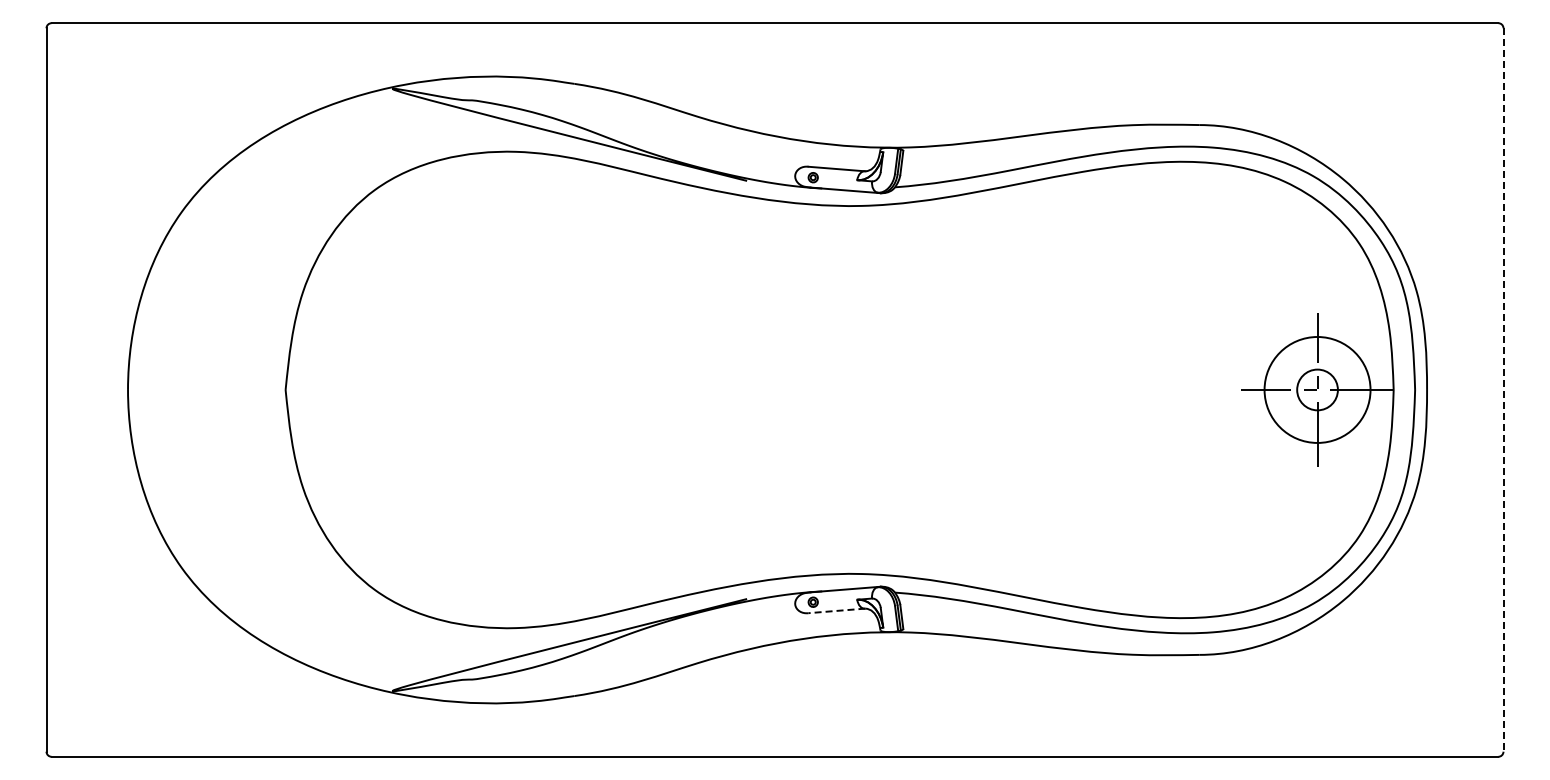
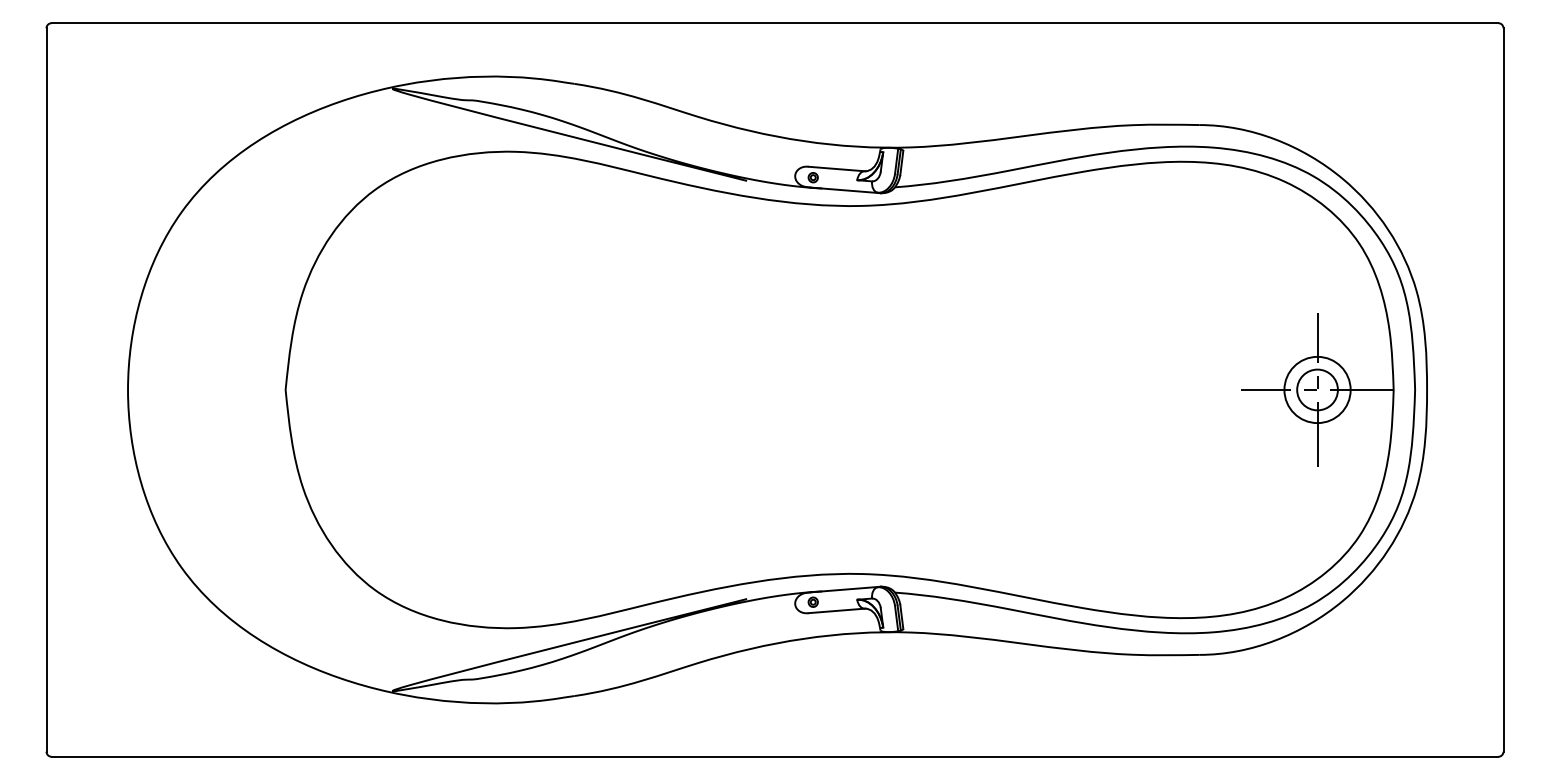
circle diameter: 106 px -> 66 px (1317, 389)
line: dashed -> solid (1503, 390)
line: dashed -> solid (837, 610)
